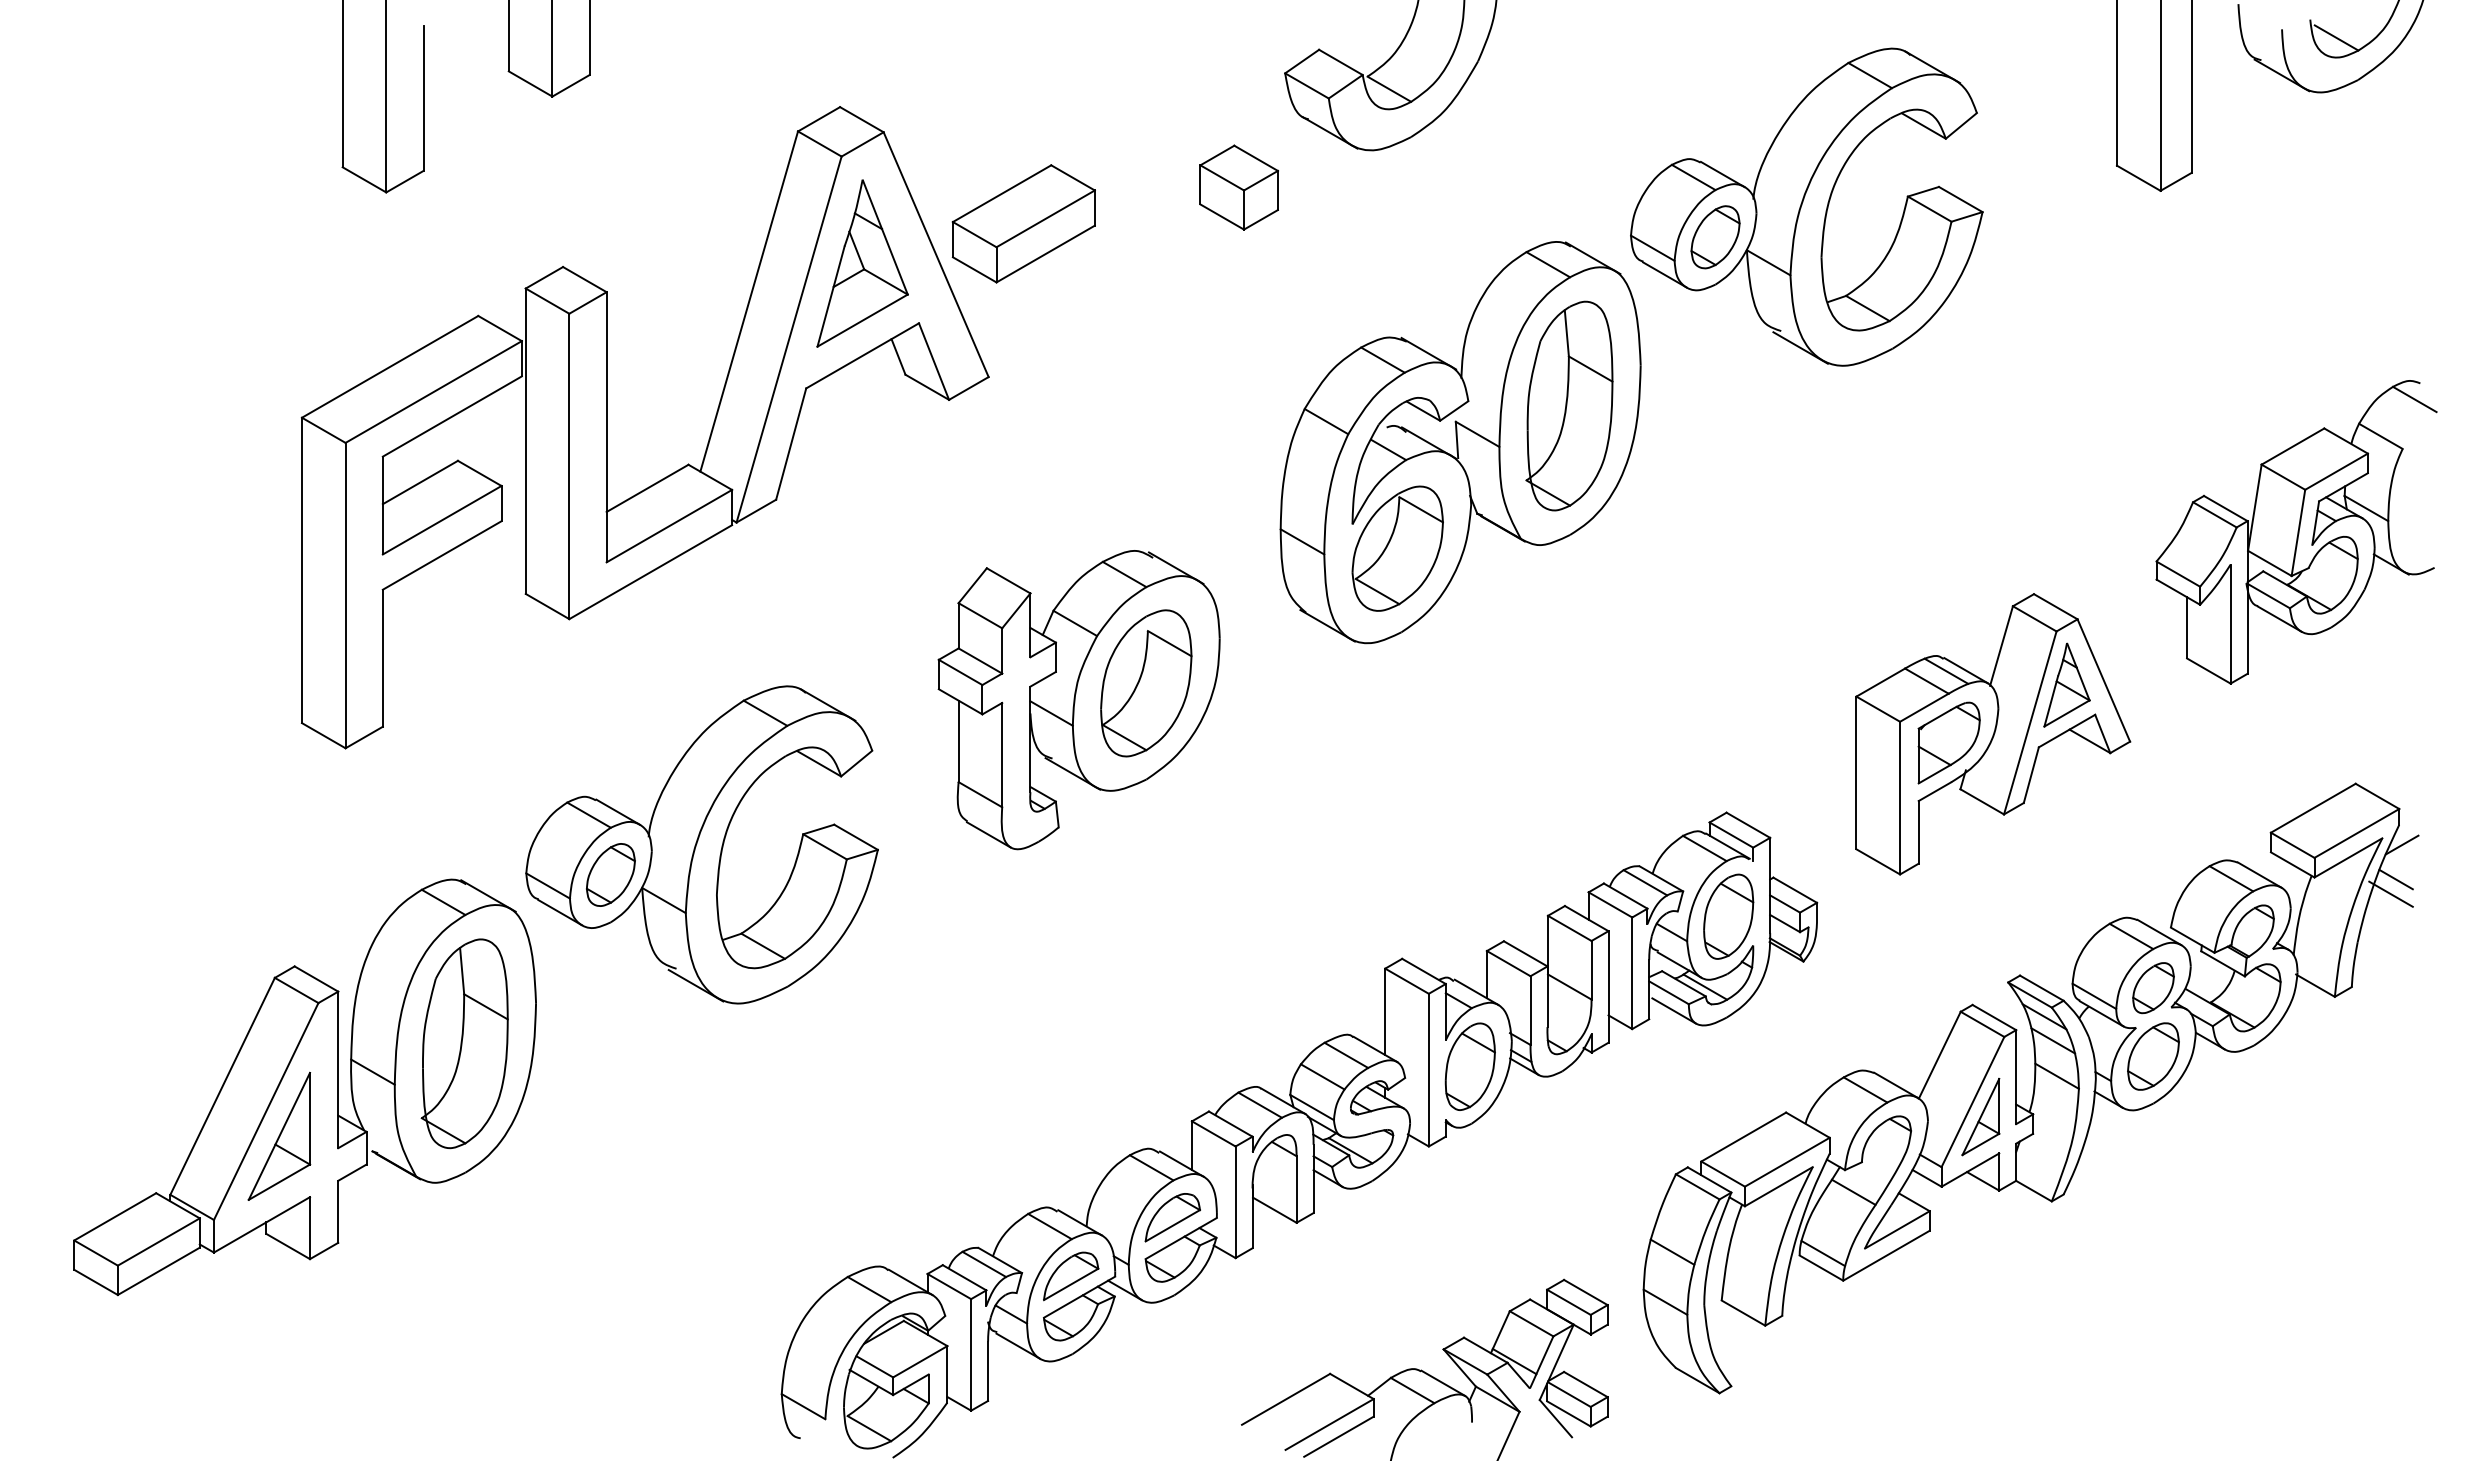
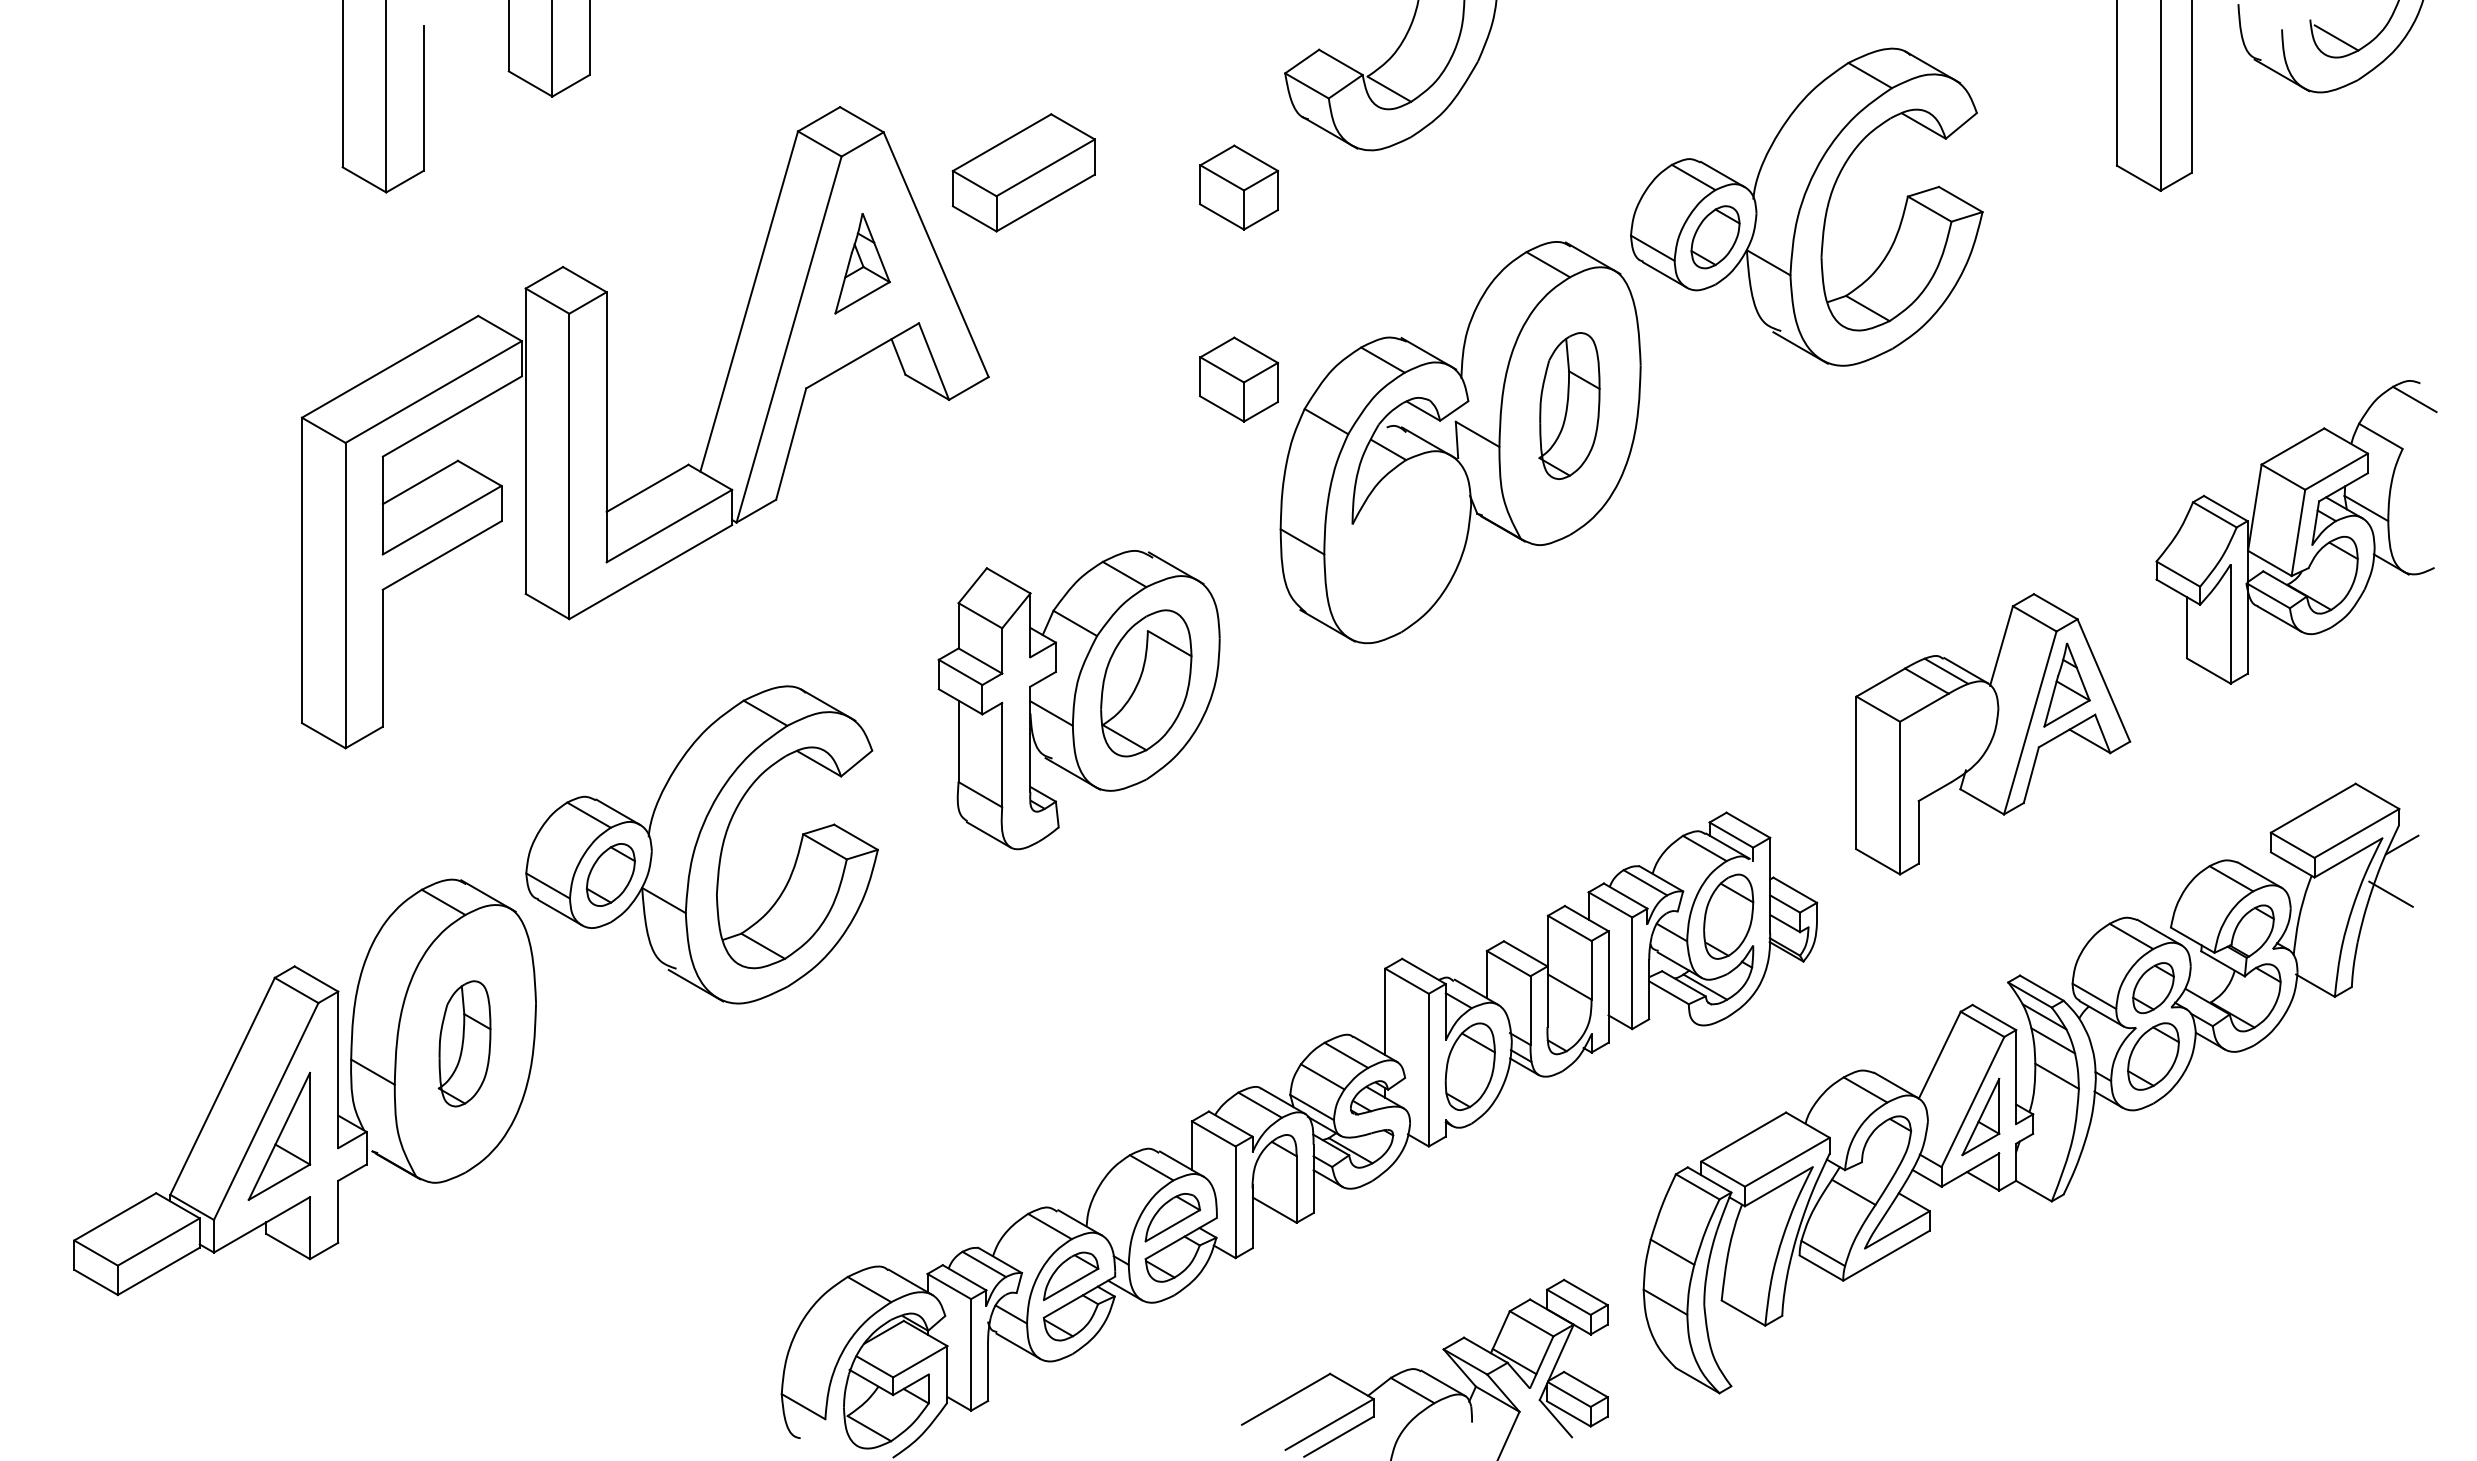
part position: (1023, 223) -> (1023, 172) (1023, 172)
part size: 93x169 px -> 57x102 px (862, 263)
part: none -> present (1238, 379)
part size: 89x212 px -> 63x148 px (1569, 405)
part: present -> none (1397, 548)
part: present -> none (1948, 742)
line: present -> none (2395, 879)
line: present -> none (1673, 1010)
part size: 89x212 px -> 55x128 px (464, 1043)
